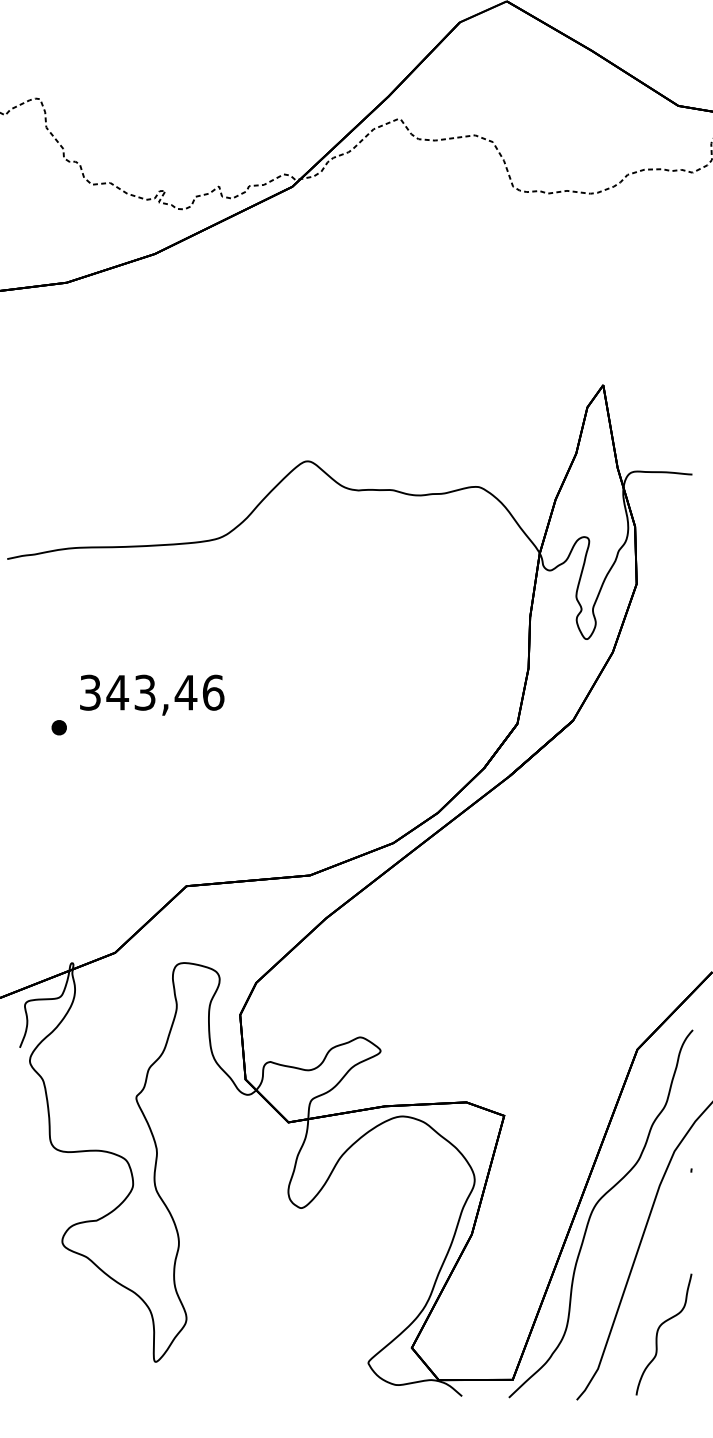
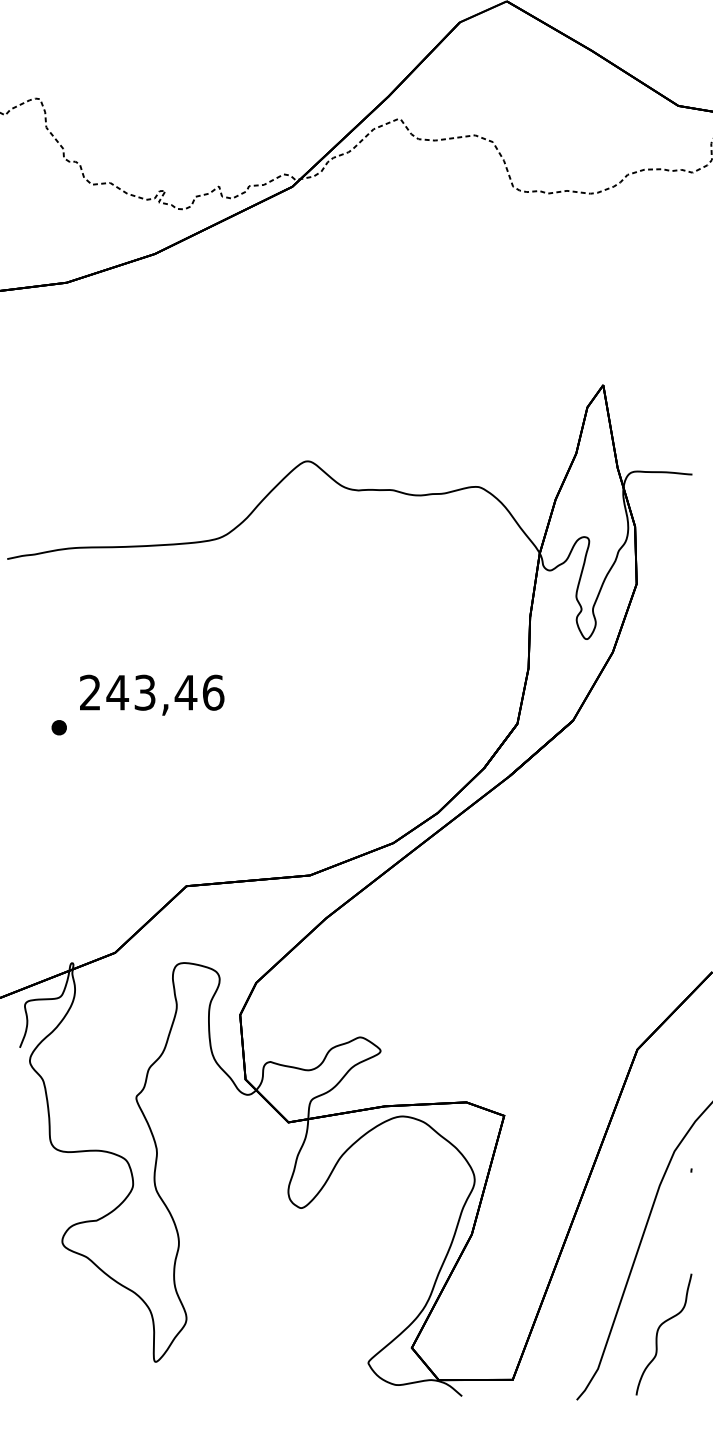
text: 343,46 -> 243,46 (90, 692)
curve: present -> none (594, 1209)
